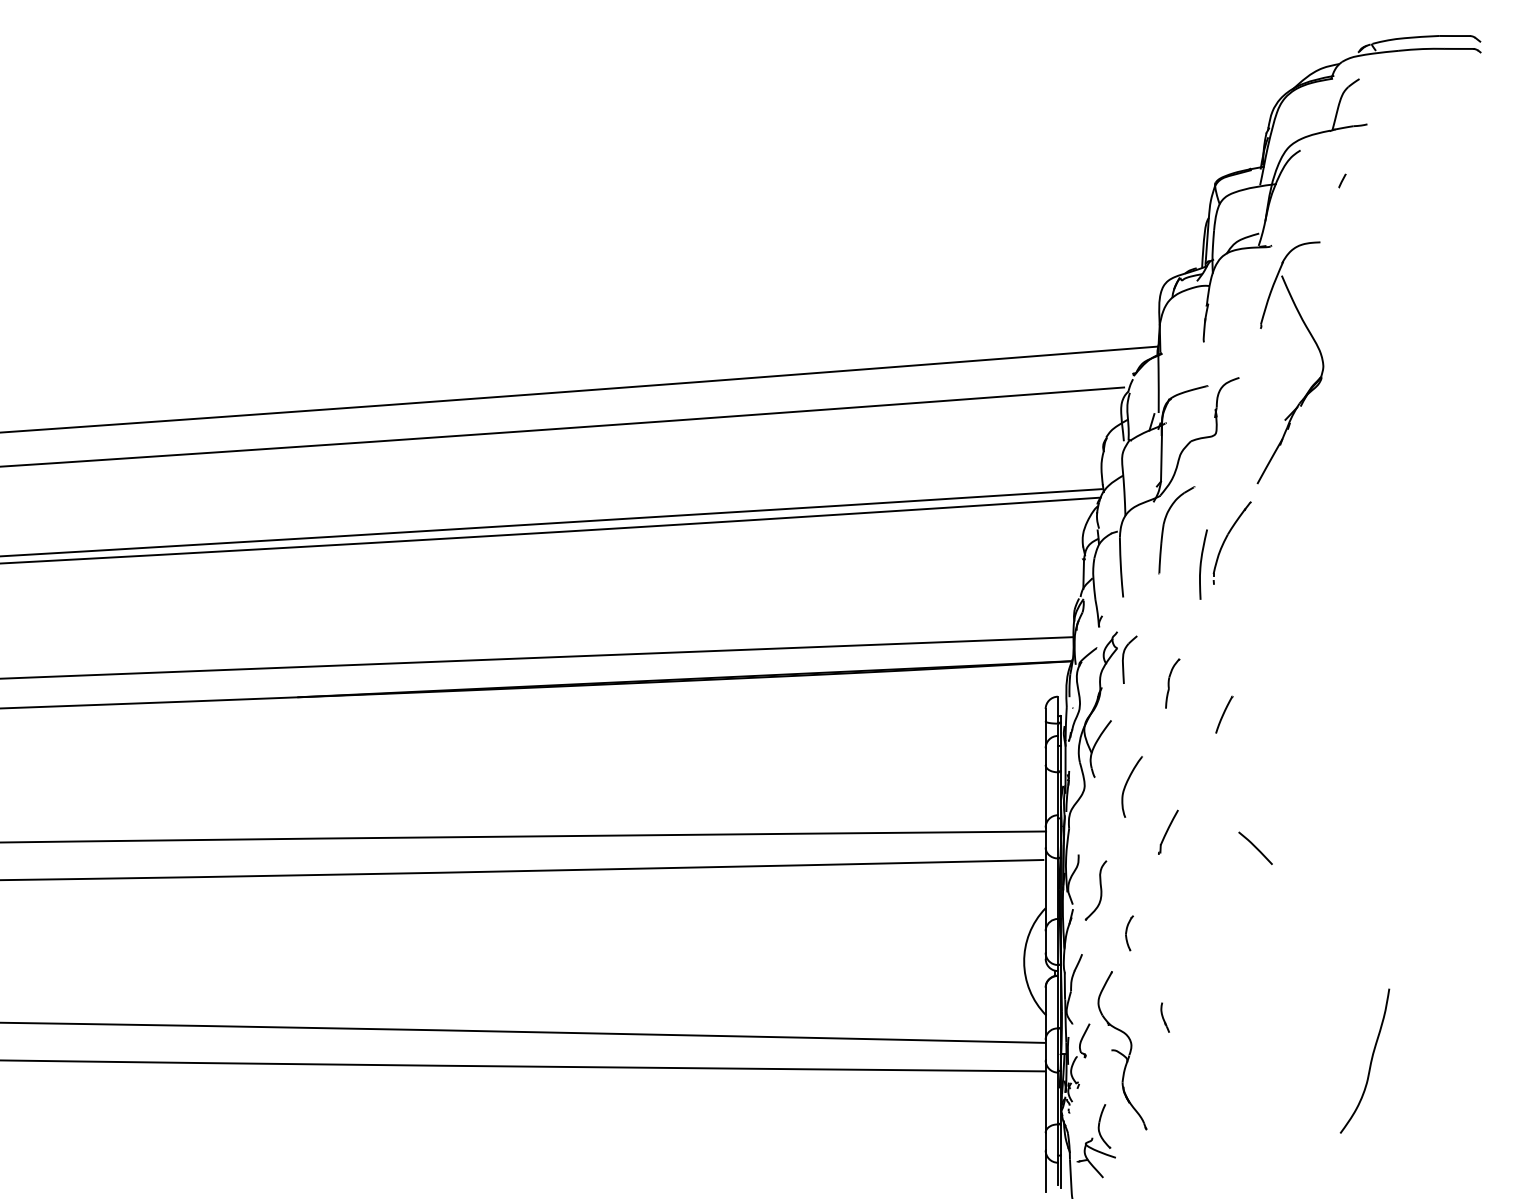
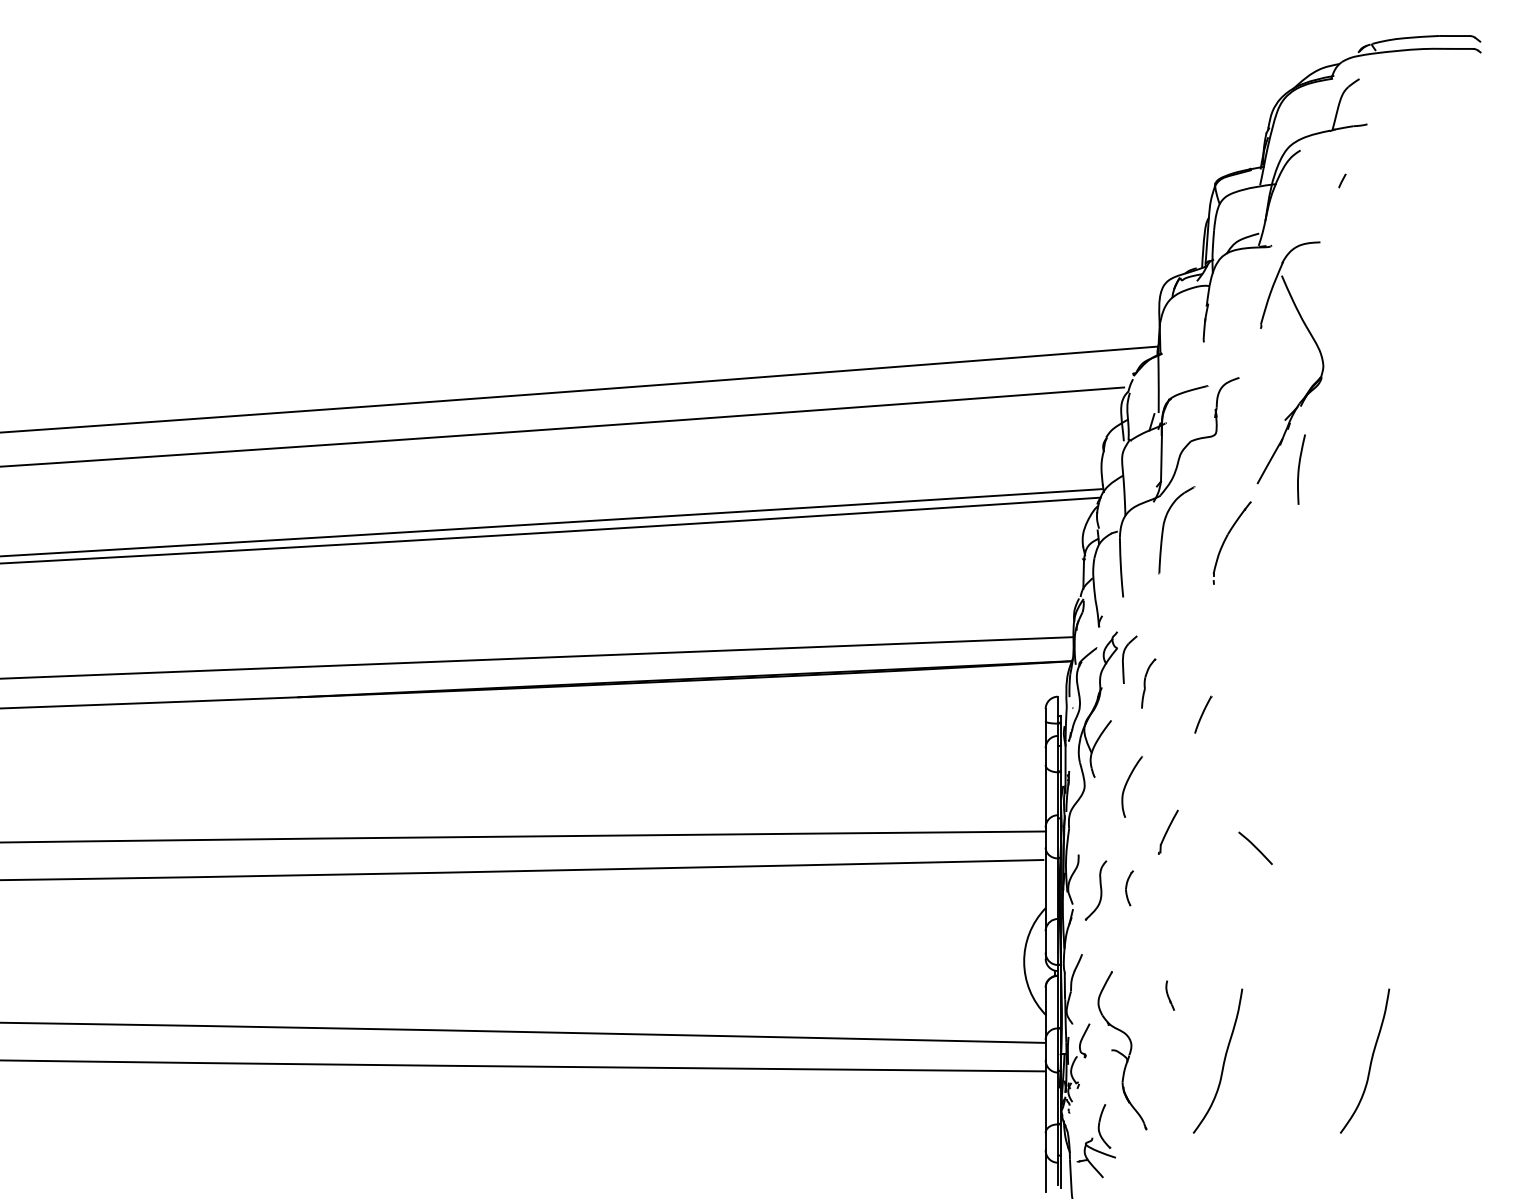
curve position: (1201, 564) -> (1299, 469) (1299, 469)
part position: (1172, 683) -> (1148, 683) (1148, 683)
part position: (1224, 714) -> (1203, 714) (1203, 714)
part position: (1129, 933) -> (1129, 888) (1129, 888)
part position: (1164, 1017) -> (1169, 995) (1169, 995)
curve: none -> present (1223, 1060)
